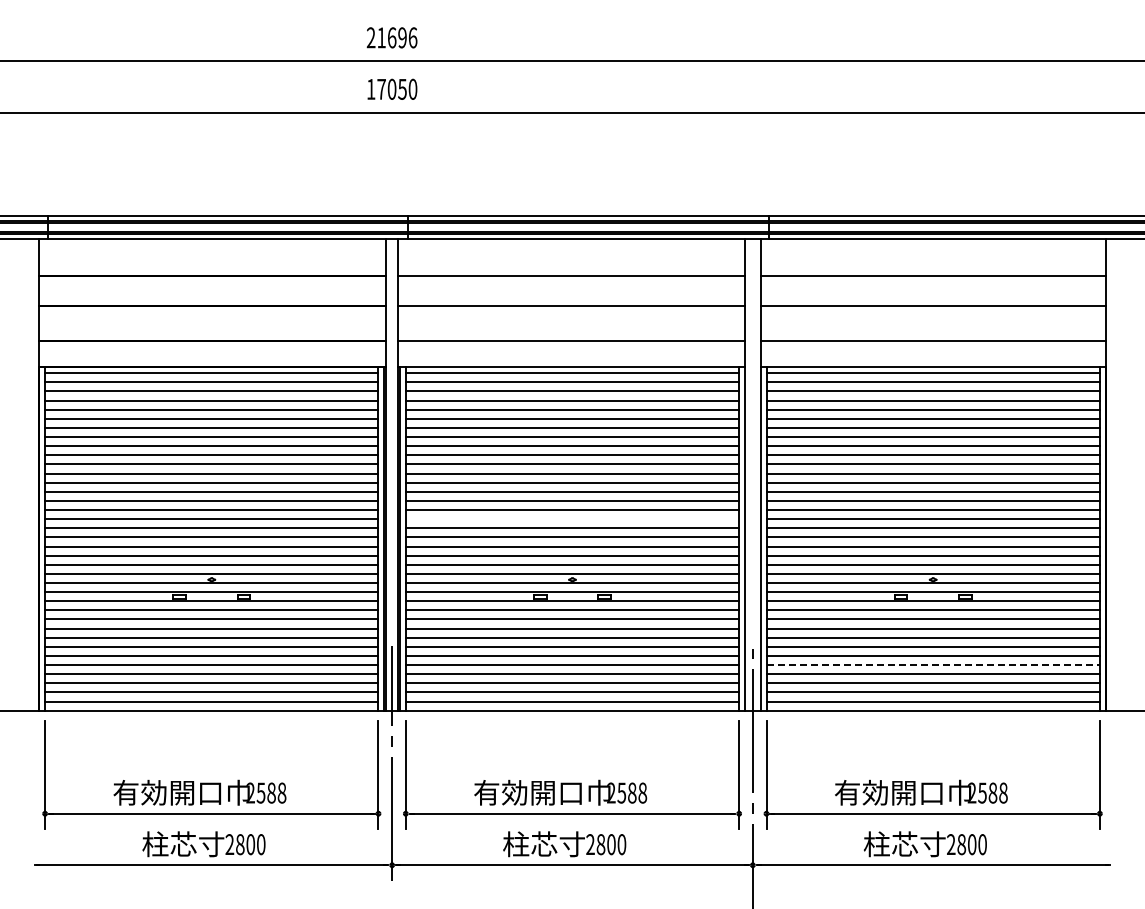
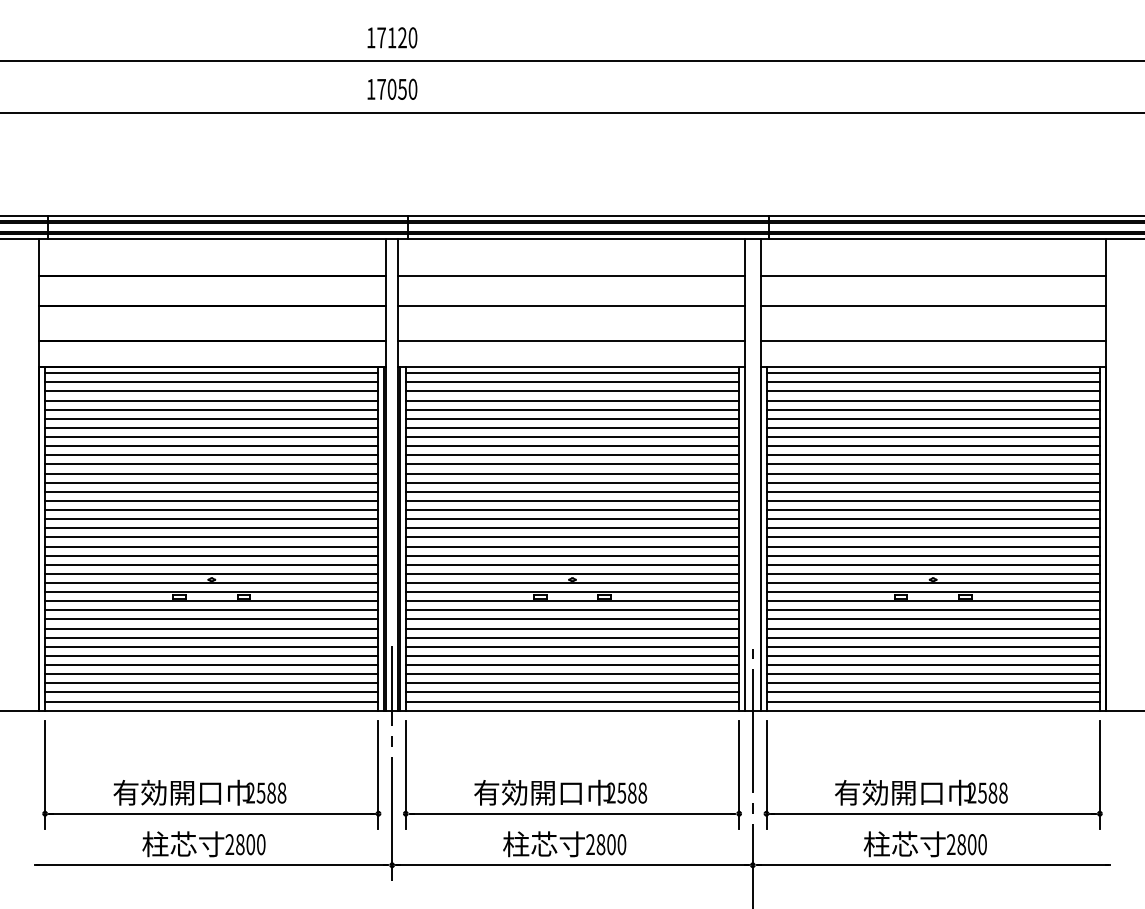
text: 21696 -> 17120 (391, 37)
line: none -> present (572, 519)
line: dashed -> solid (933, 665)
